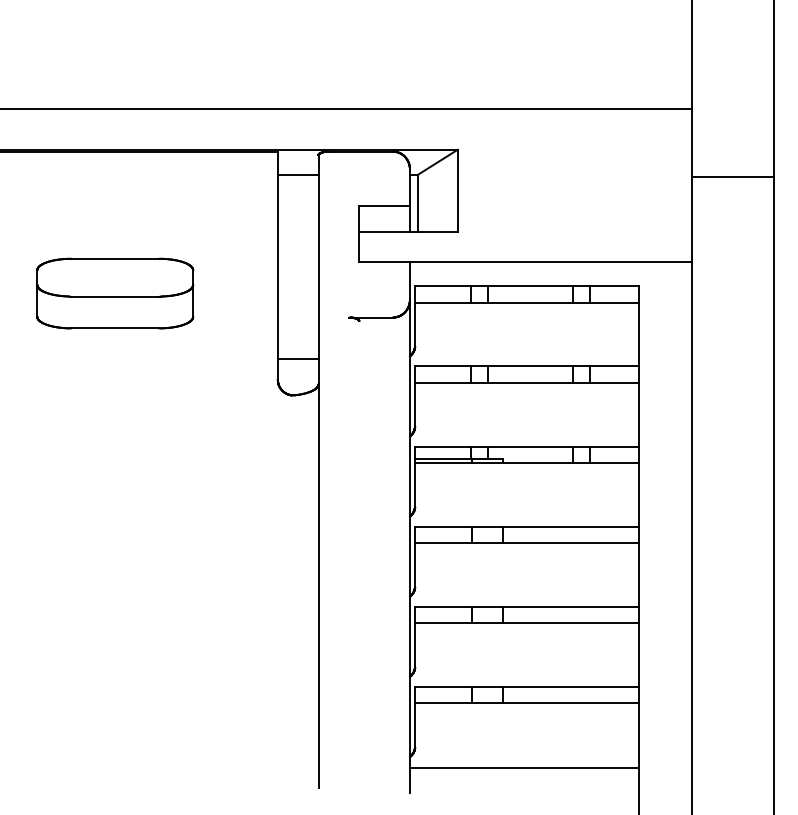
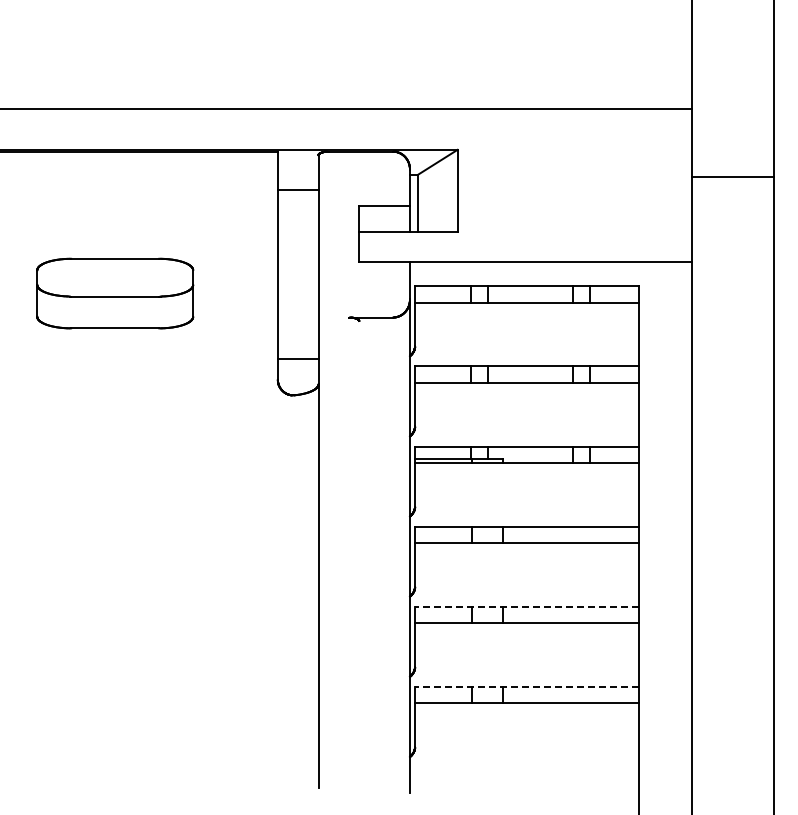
line position: (297, 174) -> (297, 189) (297, 189)
line: solid -> dashed (526, 606)
line: solid -> dashed (526, 687)
line: present -> none (524, 767)
